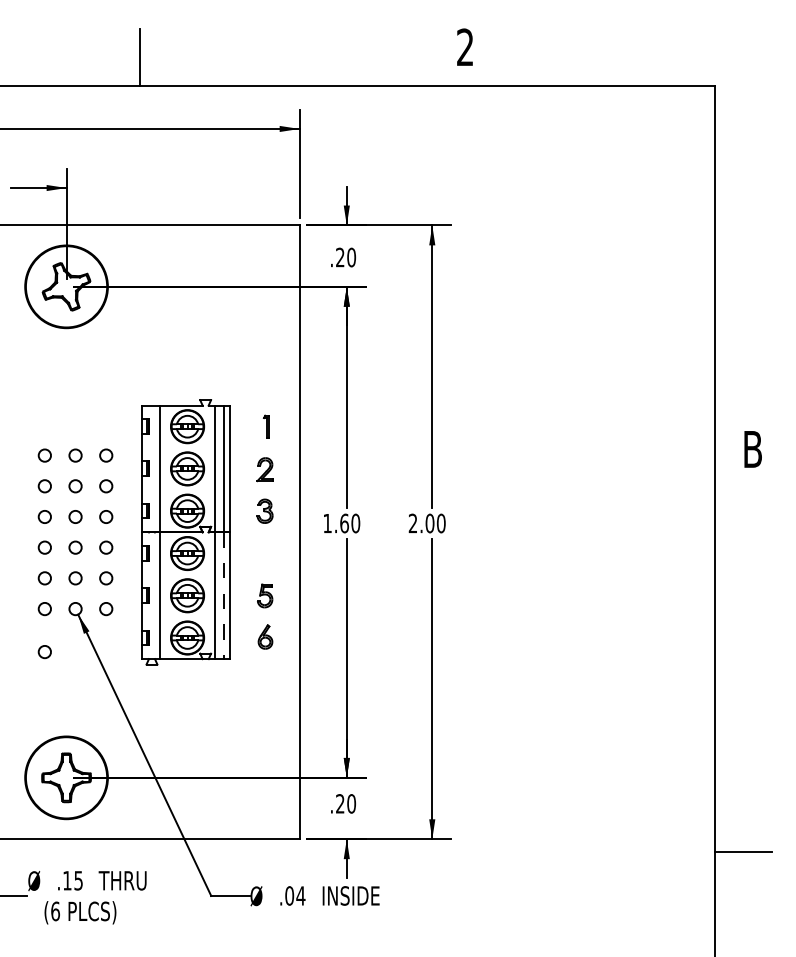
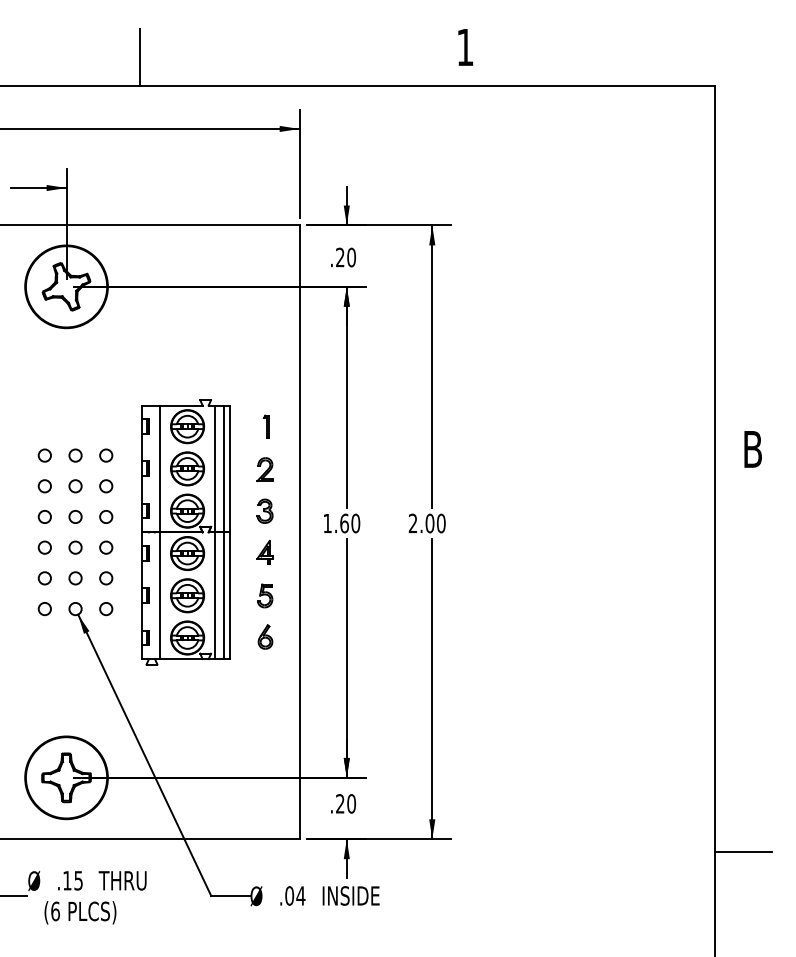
text: 2 -> 1 (465, 46)
part: none -> present (264, 551)
line: dashed -> solid (223, 596)
circle: present -> none (44, 652)
